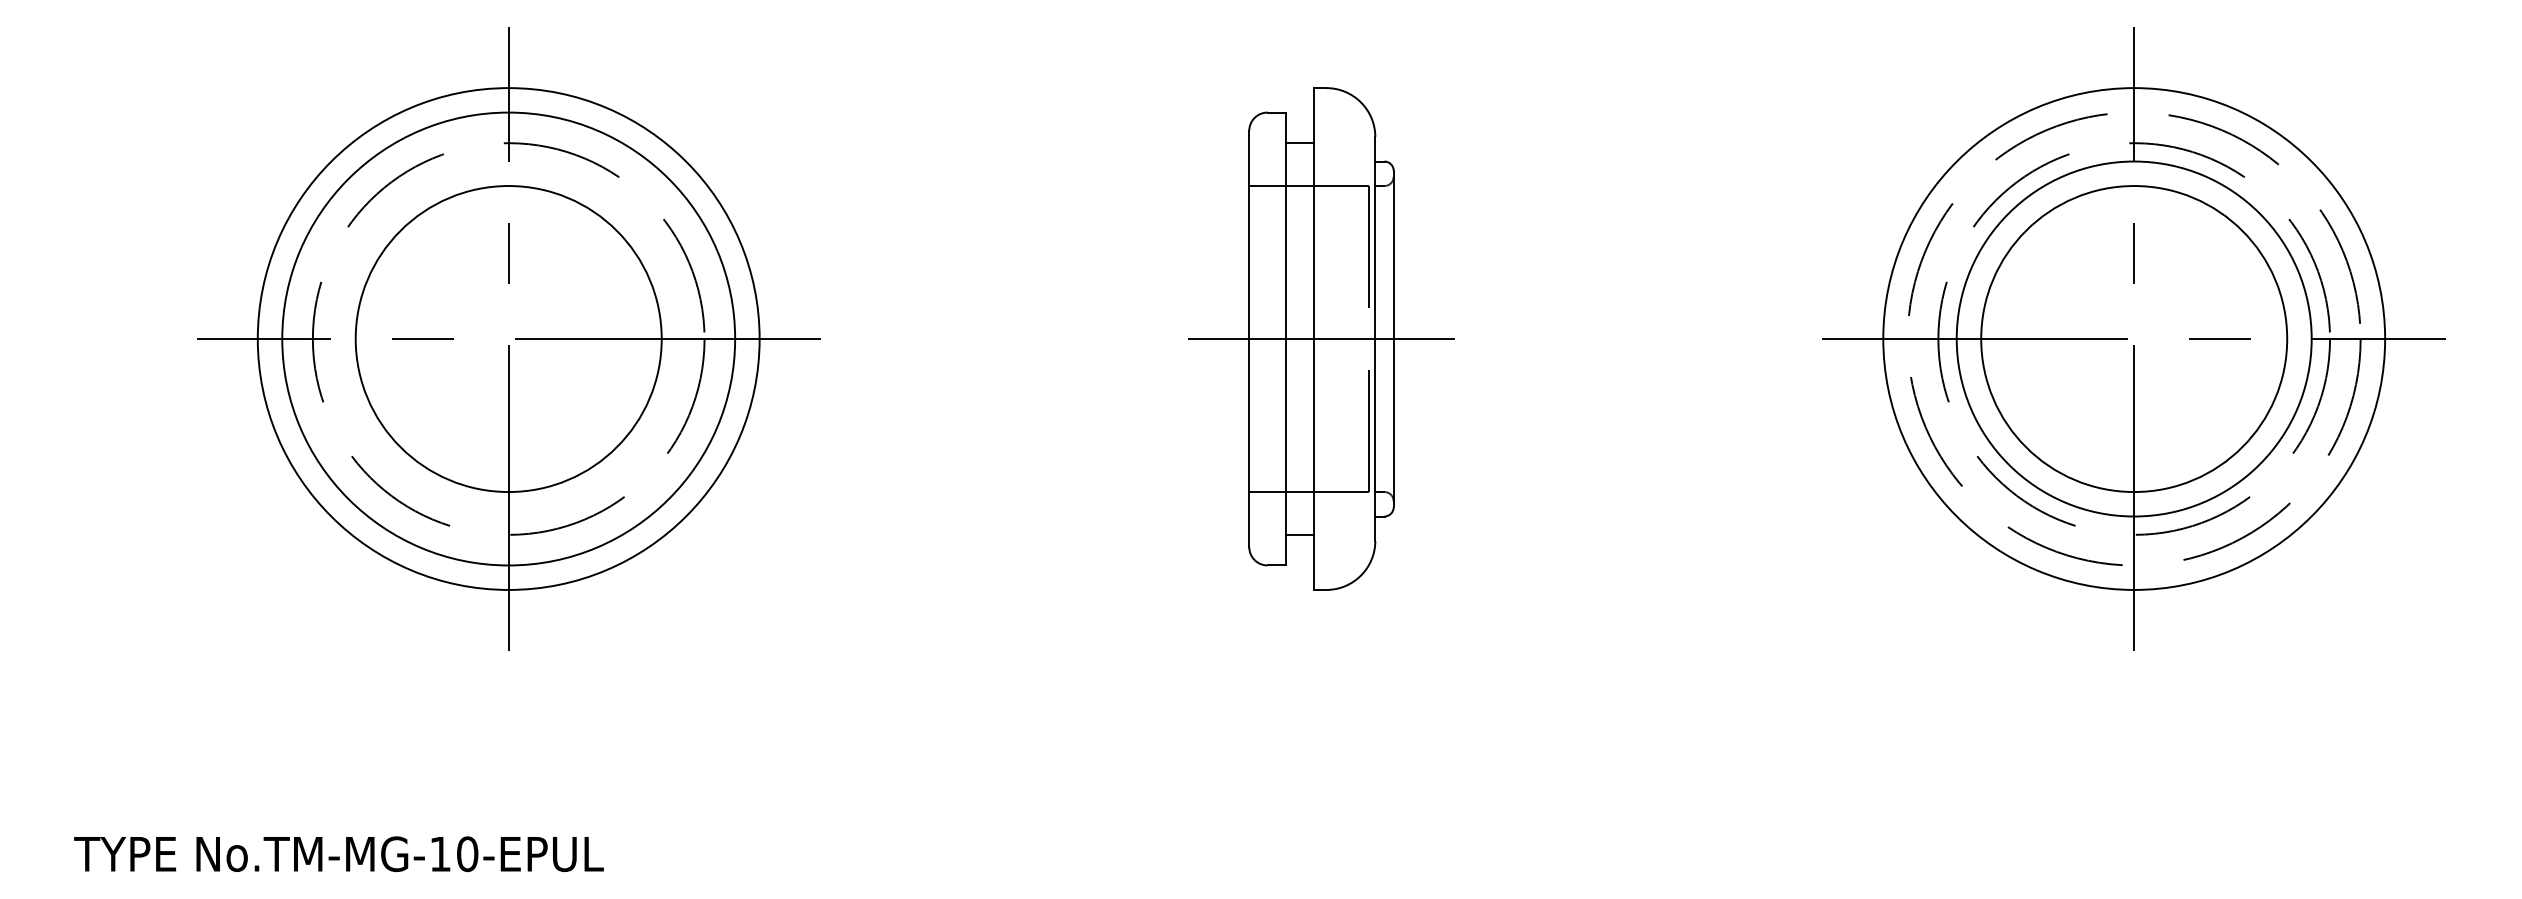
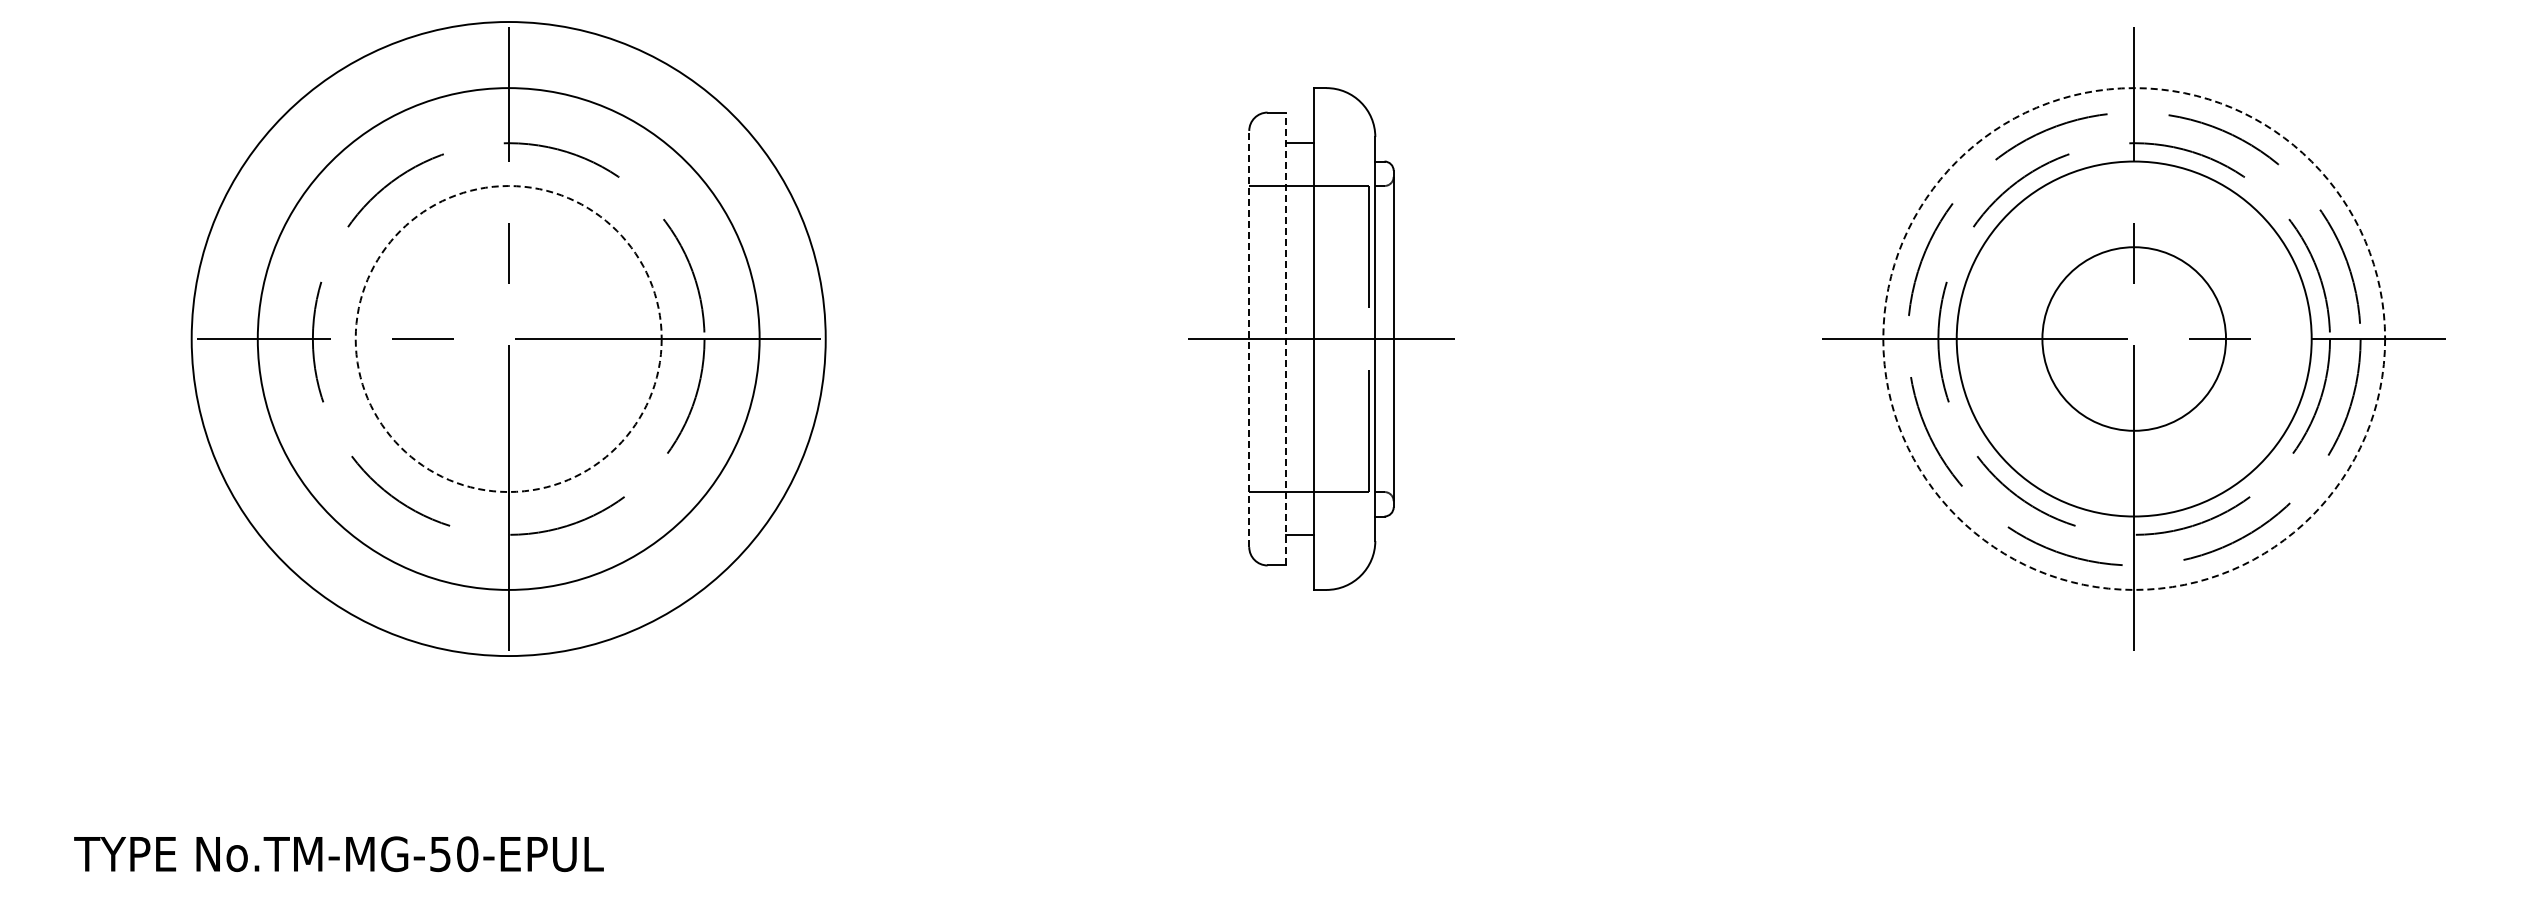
circle diameter: 453 px -> 634 px (508, 339)
line: solid -> dashed (1249, 338)
line: solid -> dashed (1285, 338)
circle: solid -> dashed (2134, 338)
circle: solid -> dashed (508, 339)
circle diameter: 306 px -> 184 px (2134, 338)
text: No.TM-MG-10-EPUL -> No.TM-MG-50-EPUL (440, 854)
